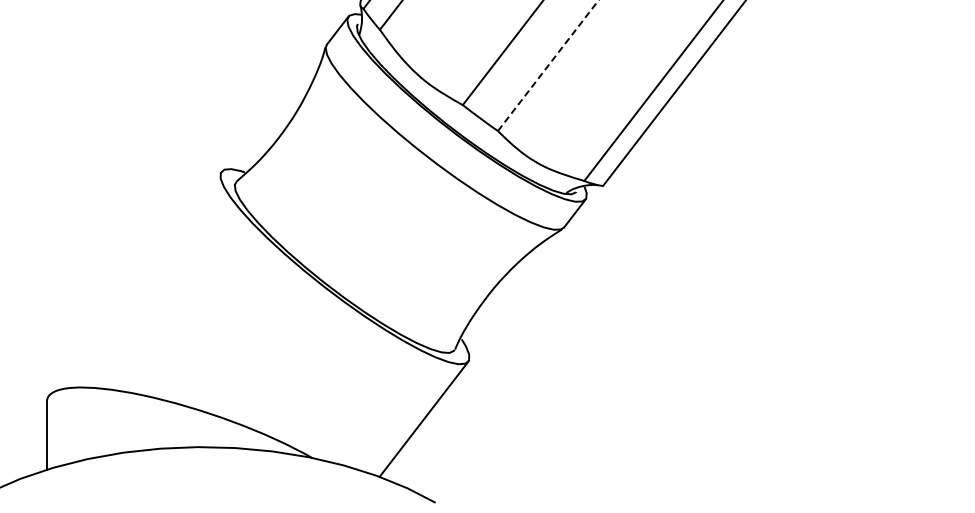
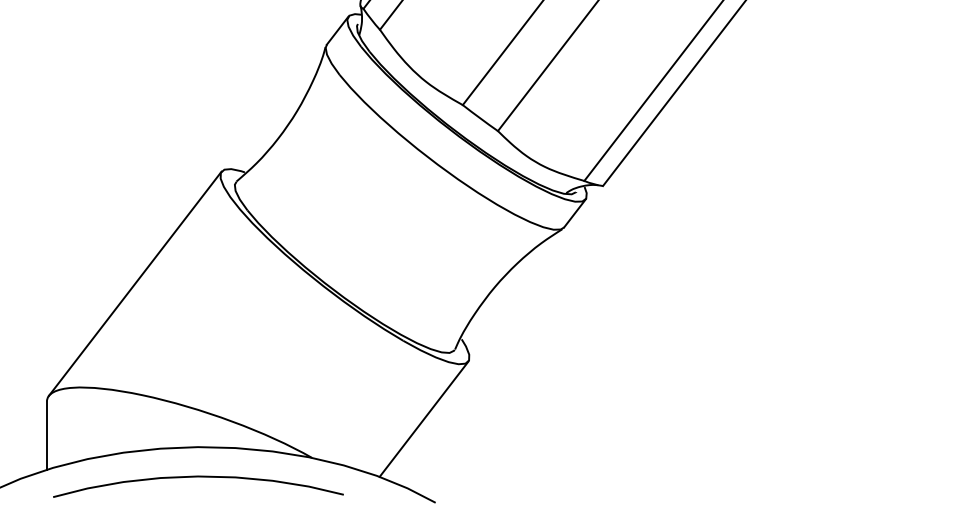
line: dashed -> solid (548, 65)
line: none -> present (134, 283)
curve: none -> present (198, 477)
